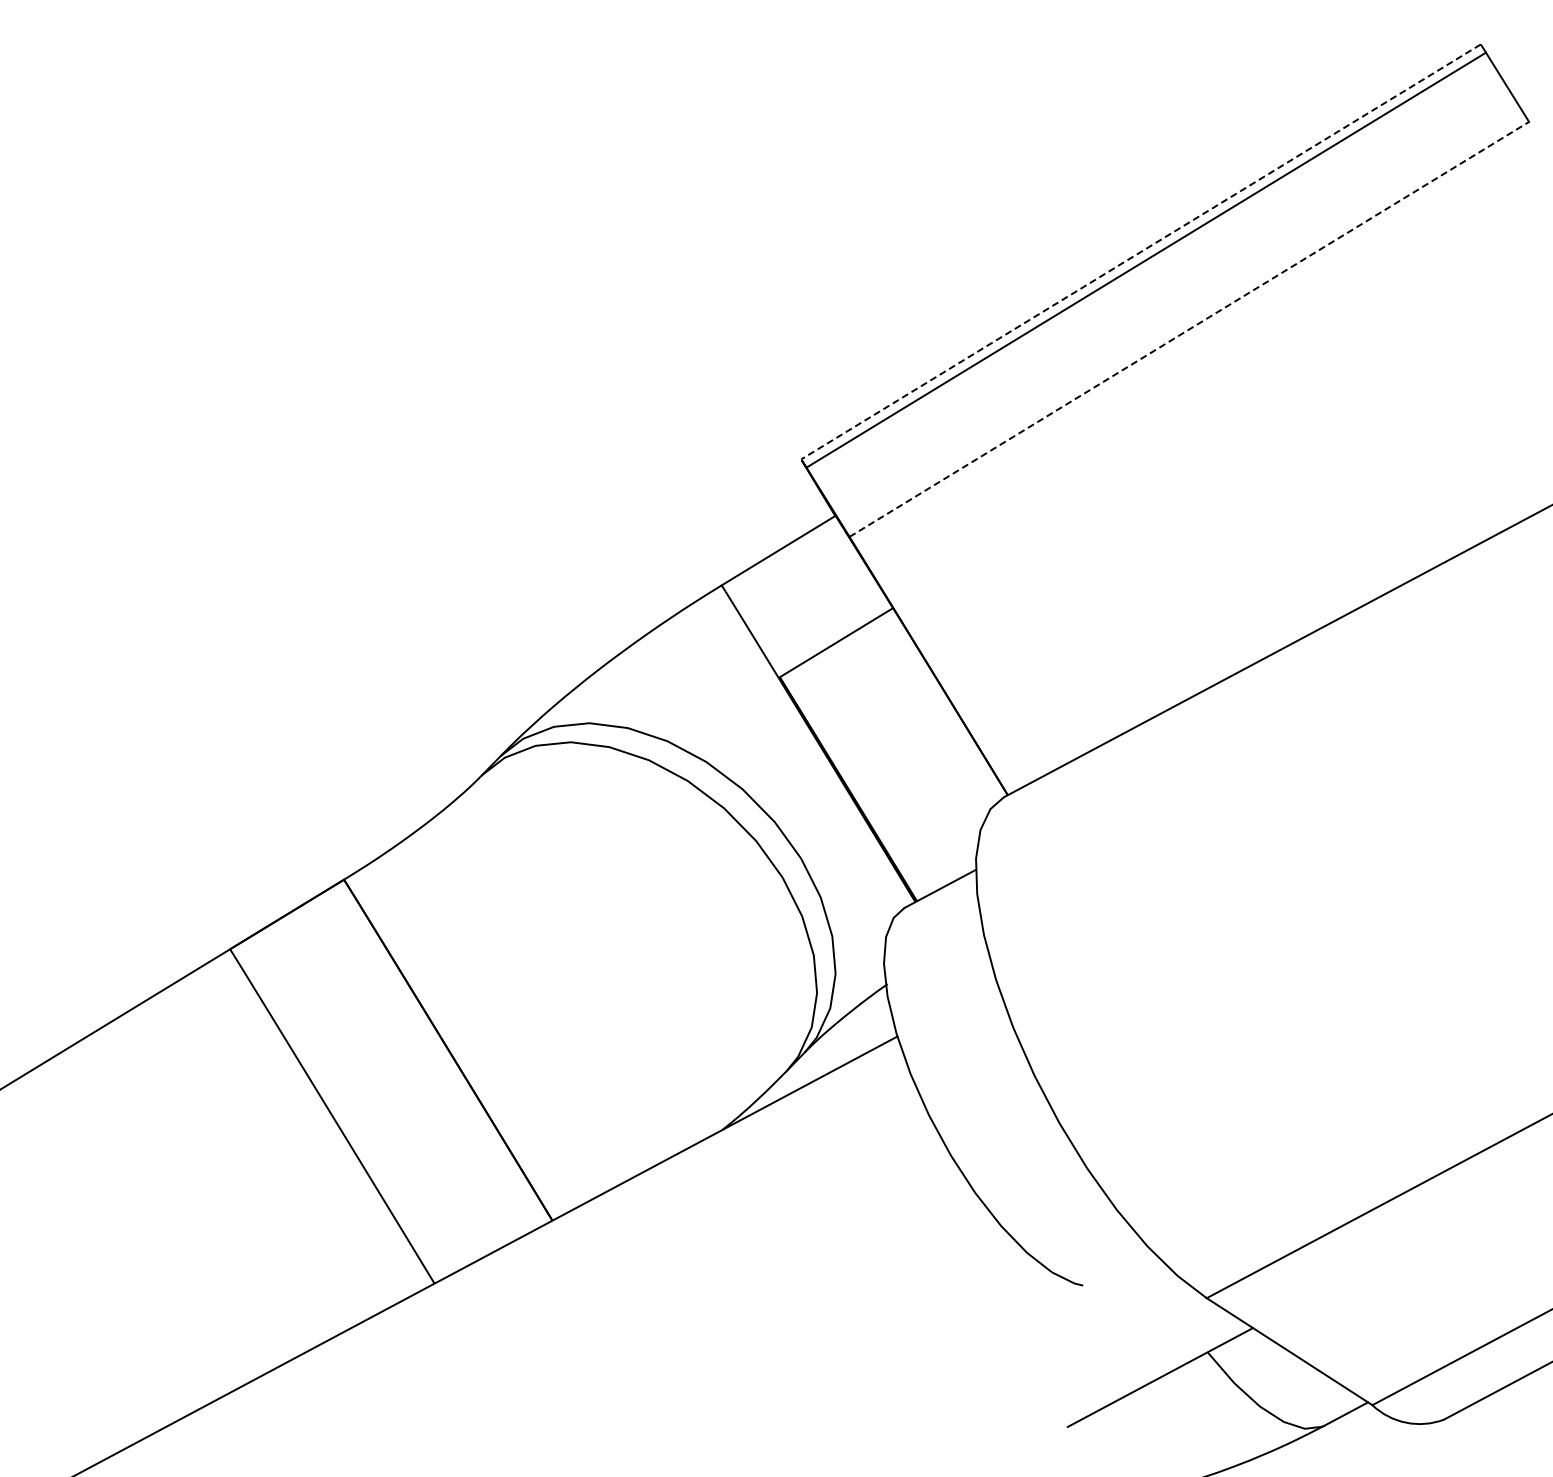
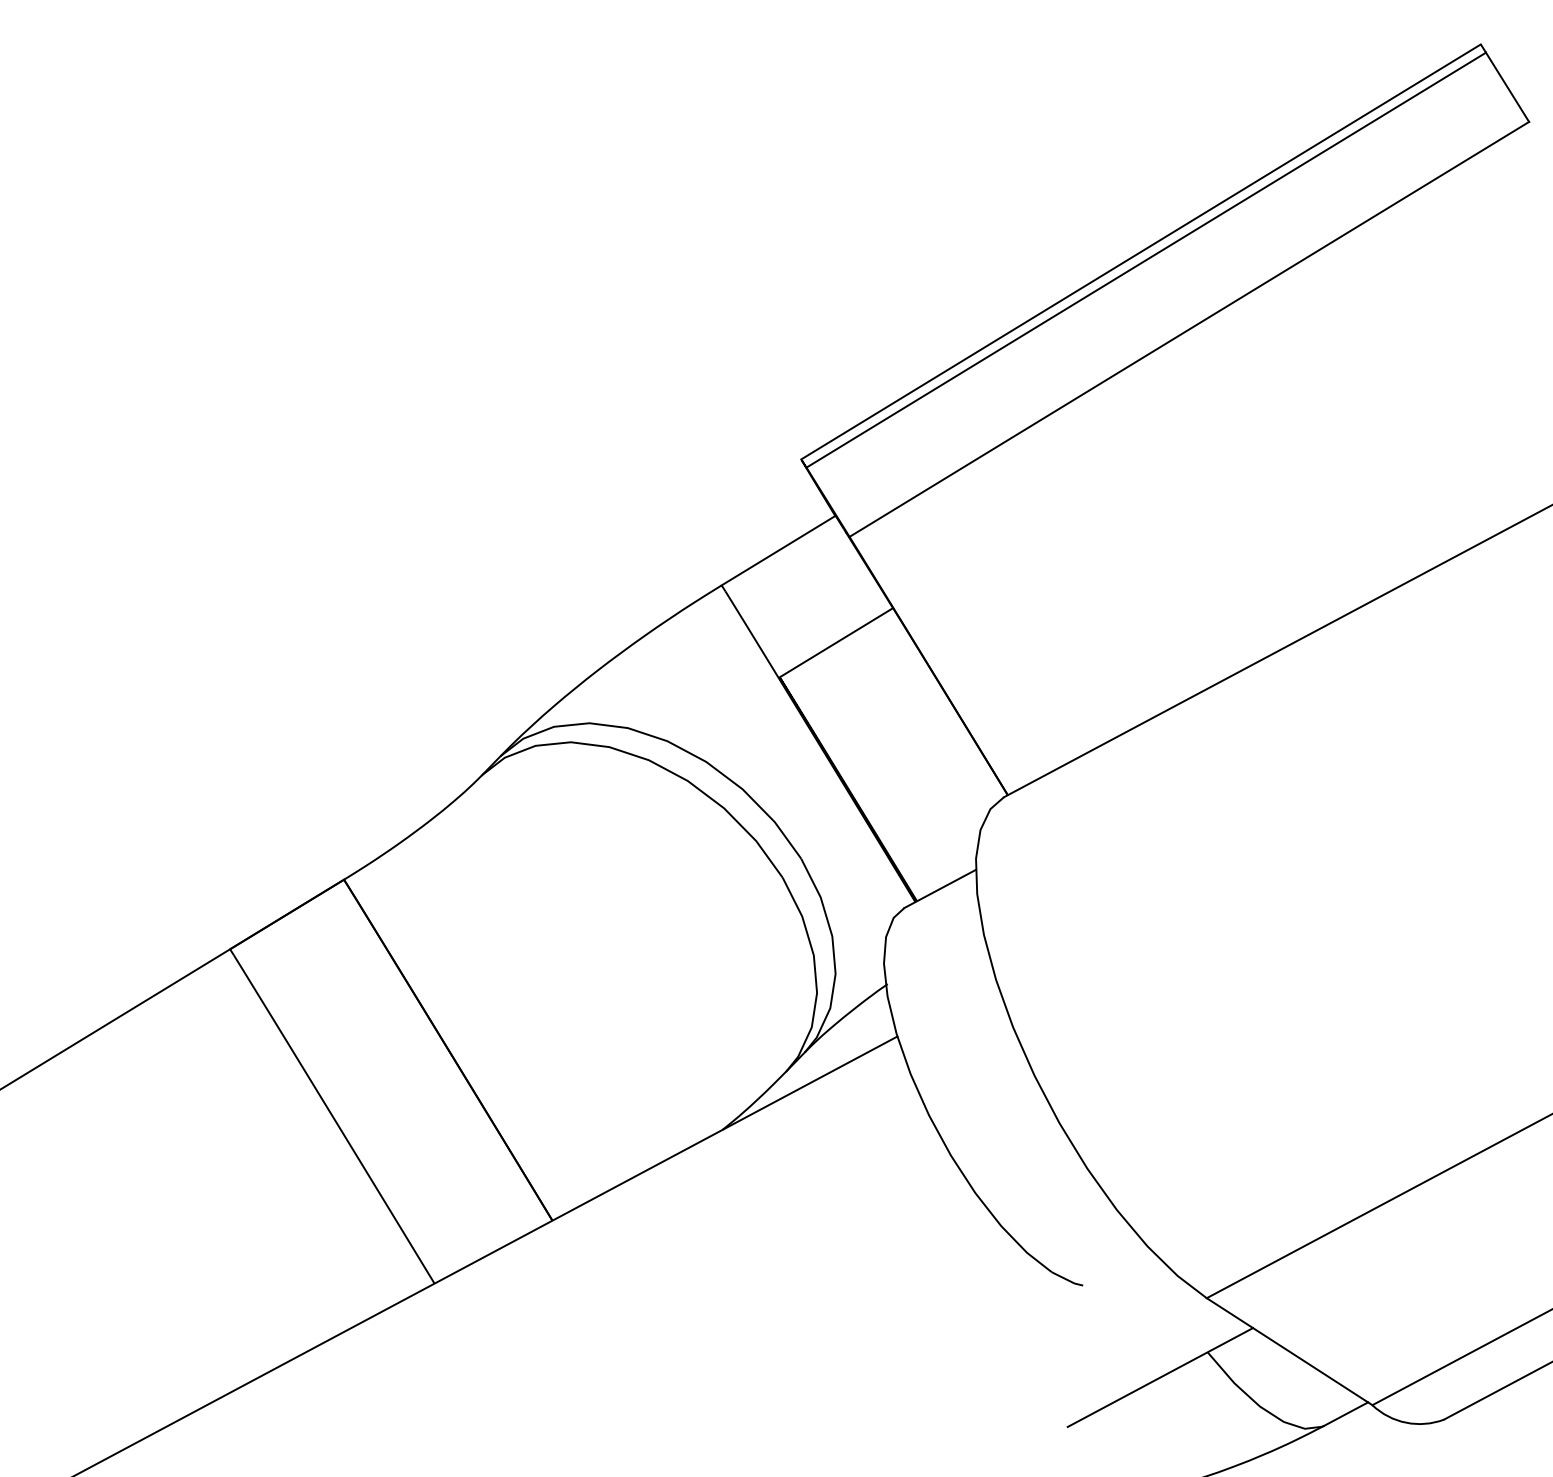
line: dashed -> solid (1140, 252)
line: dashed -> solid (1189, 329)
